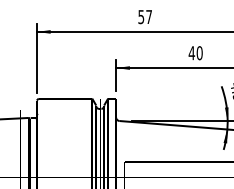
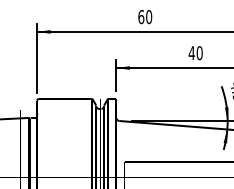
text: 57 -> 60 (145, 17)
